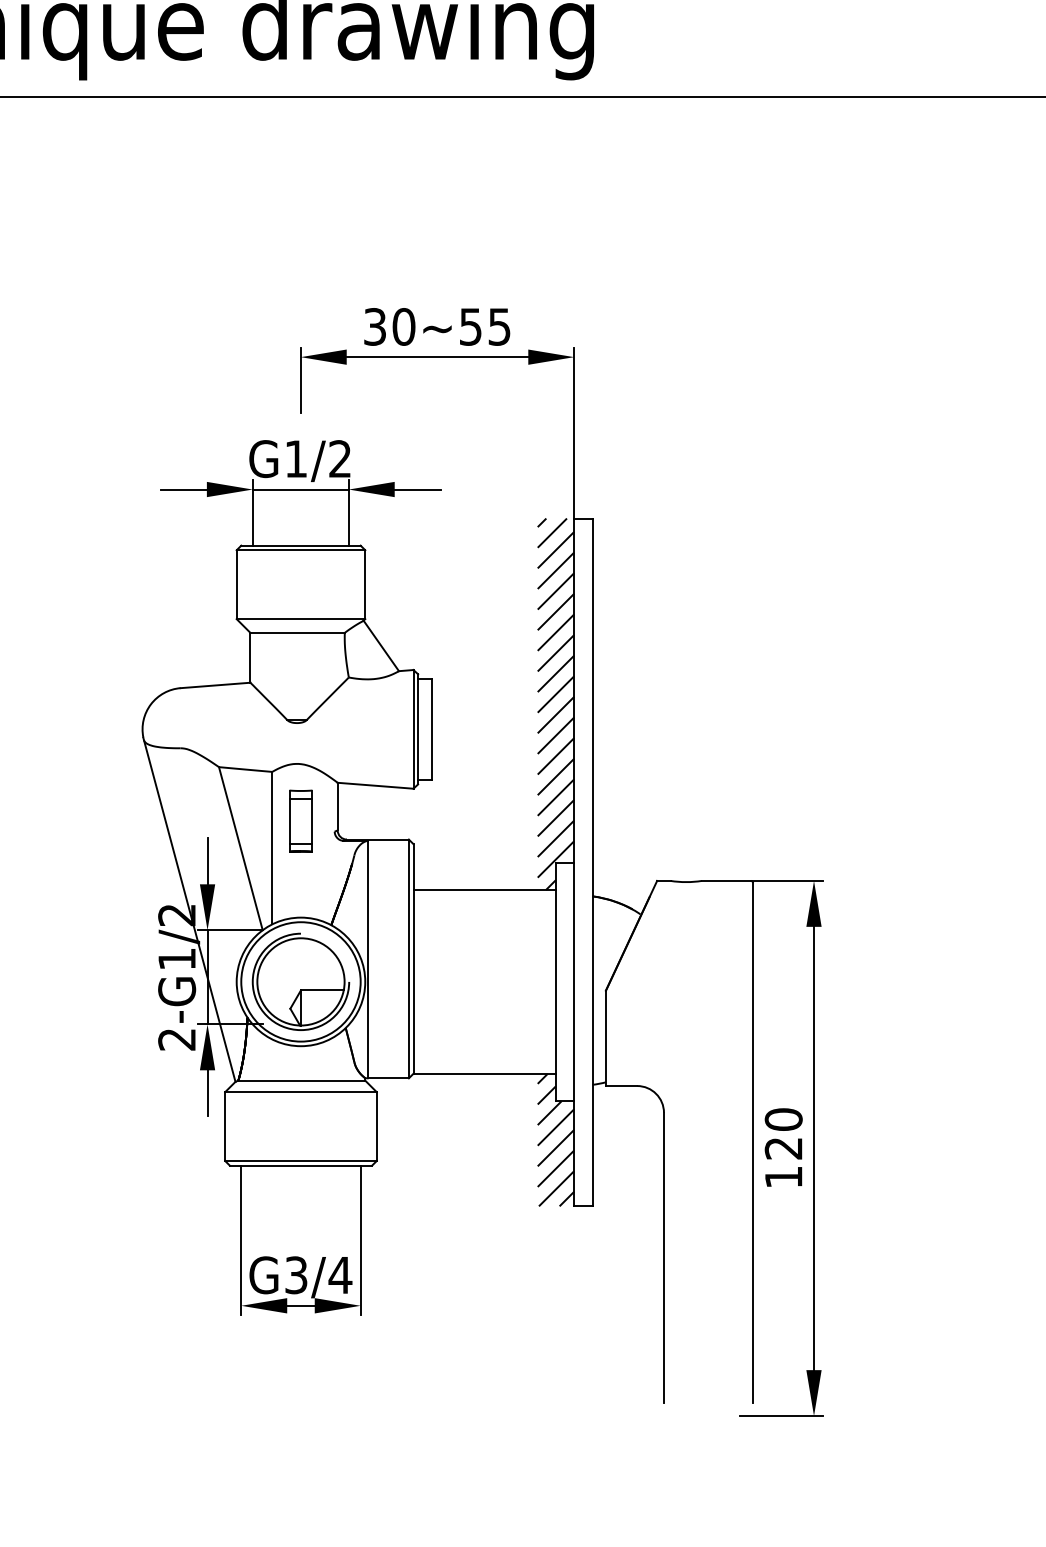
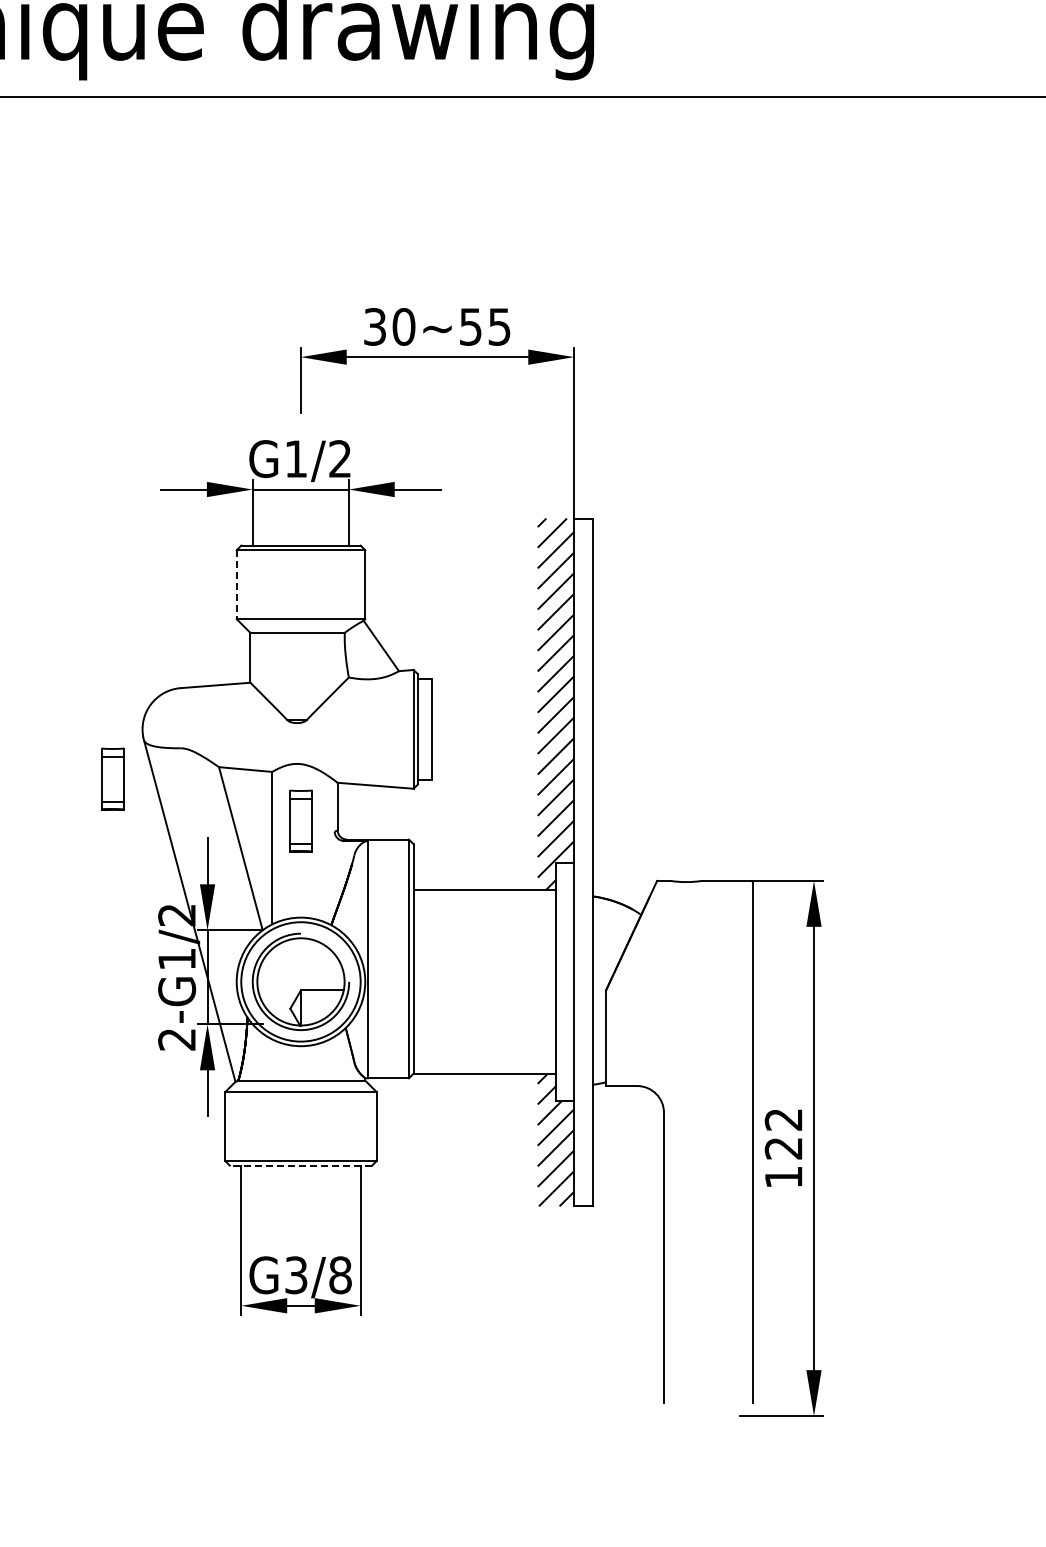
line: solid -> dashed (236, 585)
part: none -> present (112, 778)
text: 120 -> 122 (783, 1119)
line: solid -> dashed (300, 1165)
text: G3/4 -> G3/8 (340, 1275)
